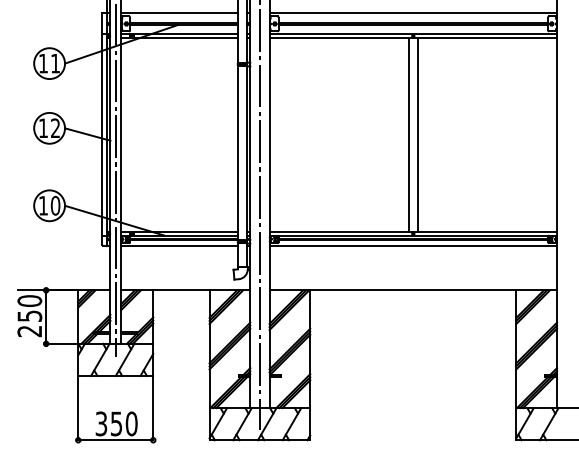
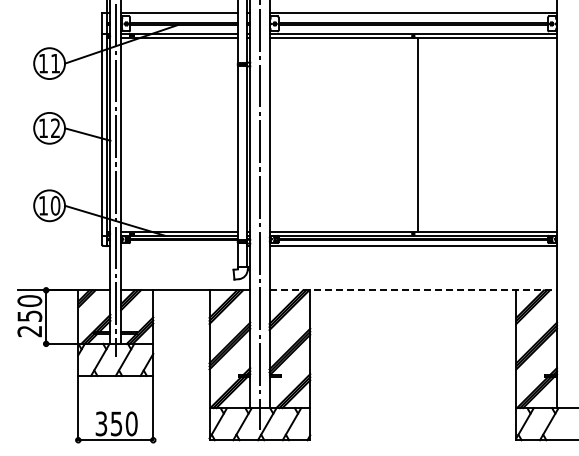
line: present -> none (409, 134)
line: present -> none (179, 246)
line: solid -> dashed (413, 290)
